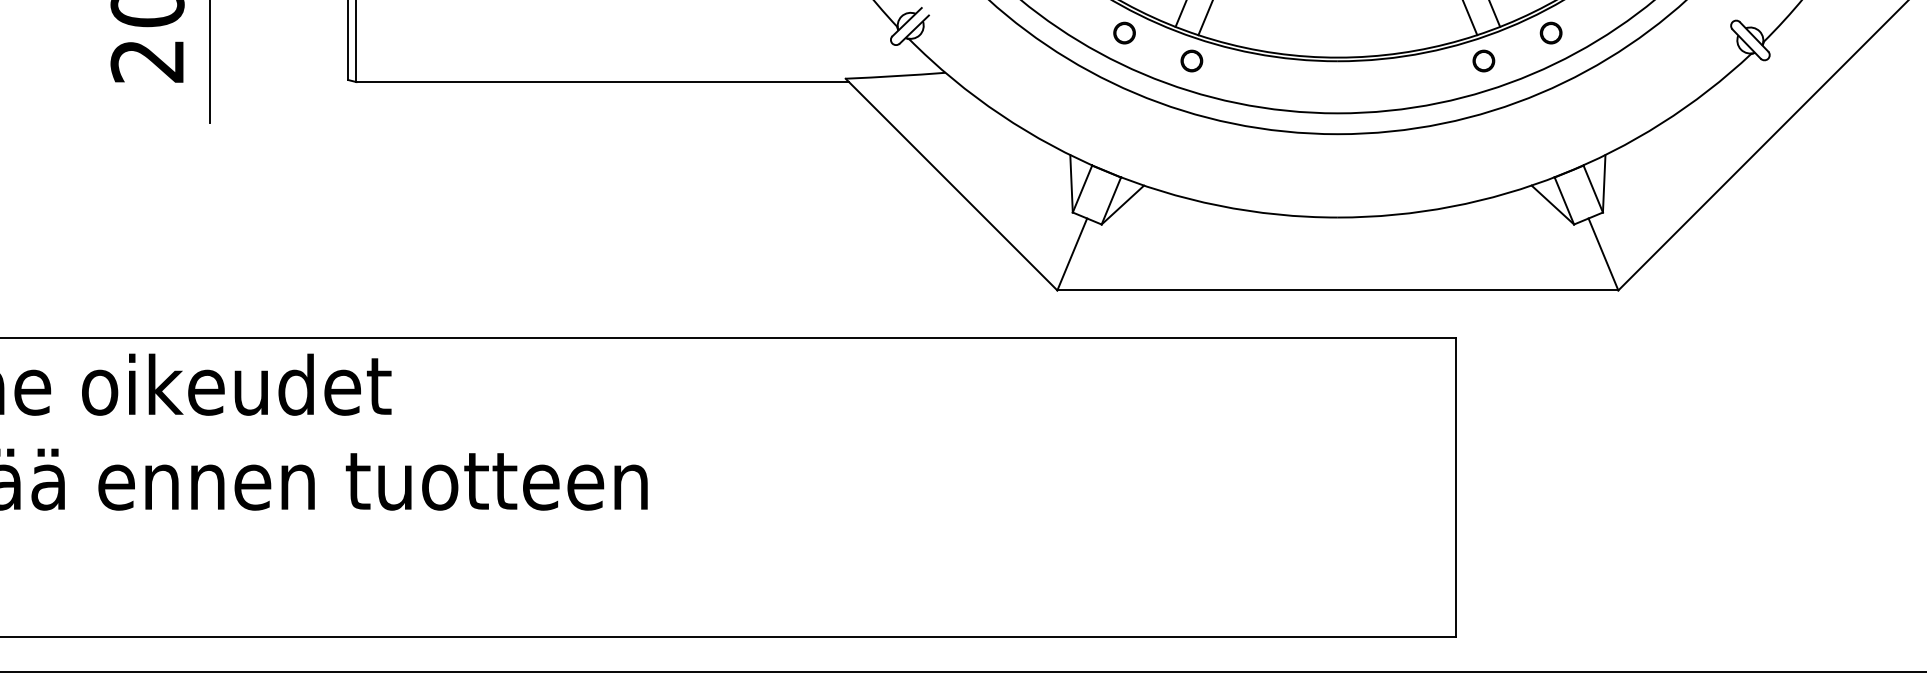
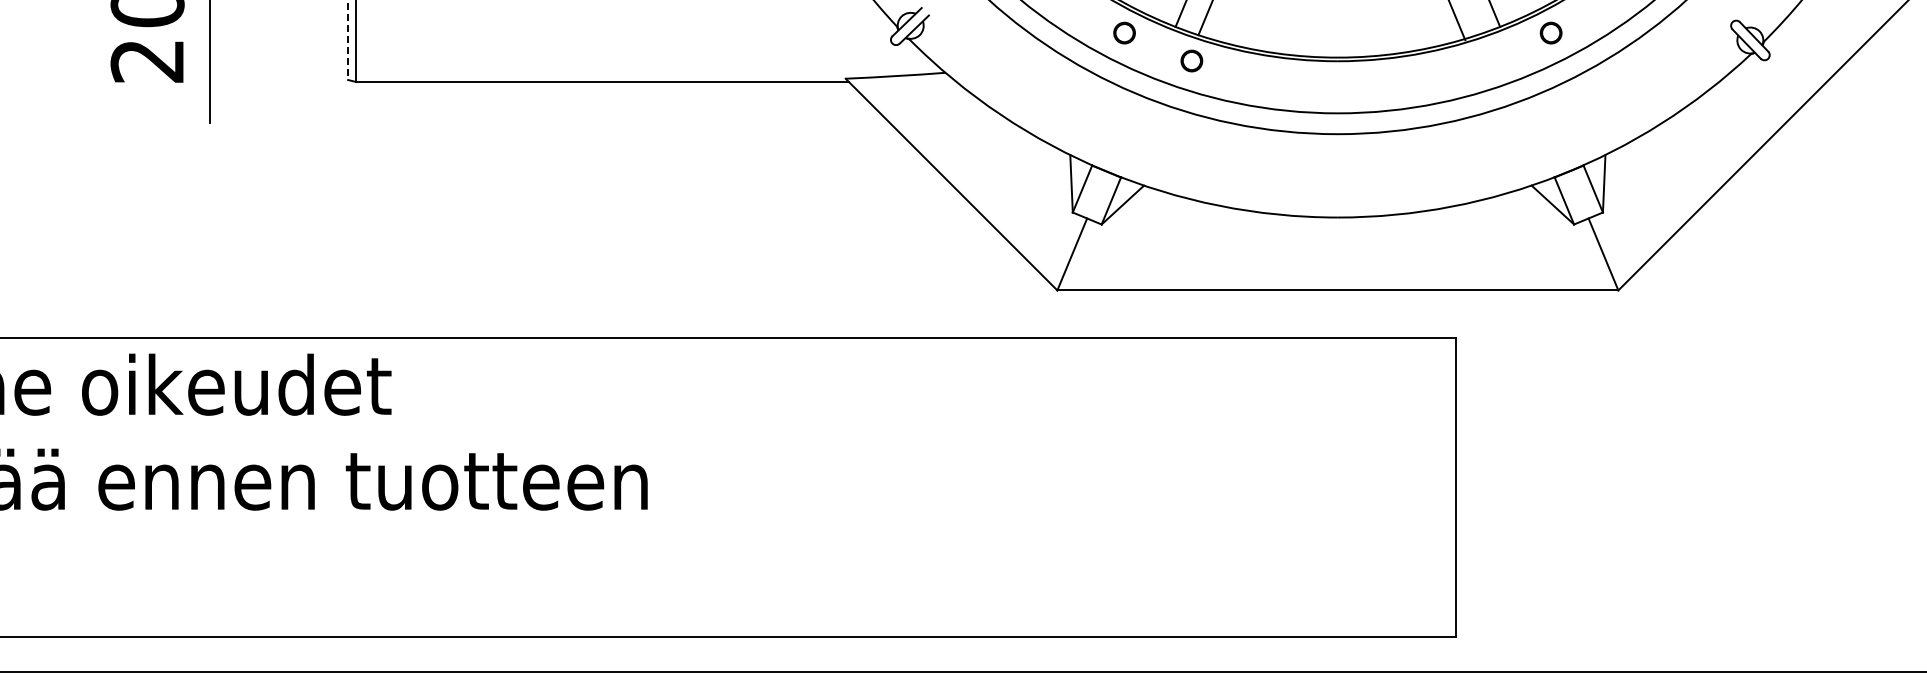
line position: (1470, 18) -> (1457, 21) (1457, 21)
line: solid -> dashed (348, 40)
part: present -> none (1483, 60)
